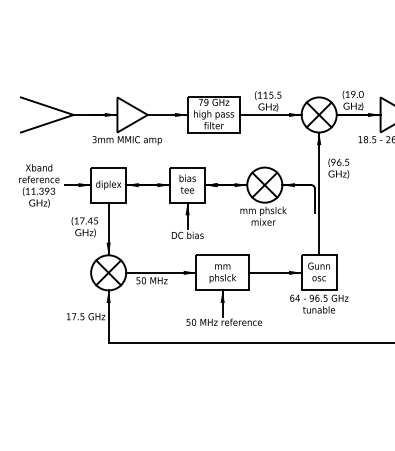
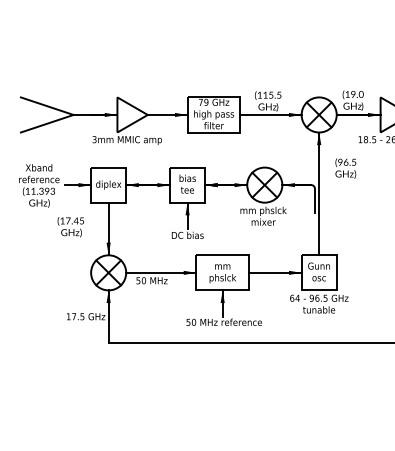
text position: (338, 168) -> (345, 168) (345, 168)
text position: (84, 227) -> (70, 227) (70, 227)
